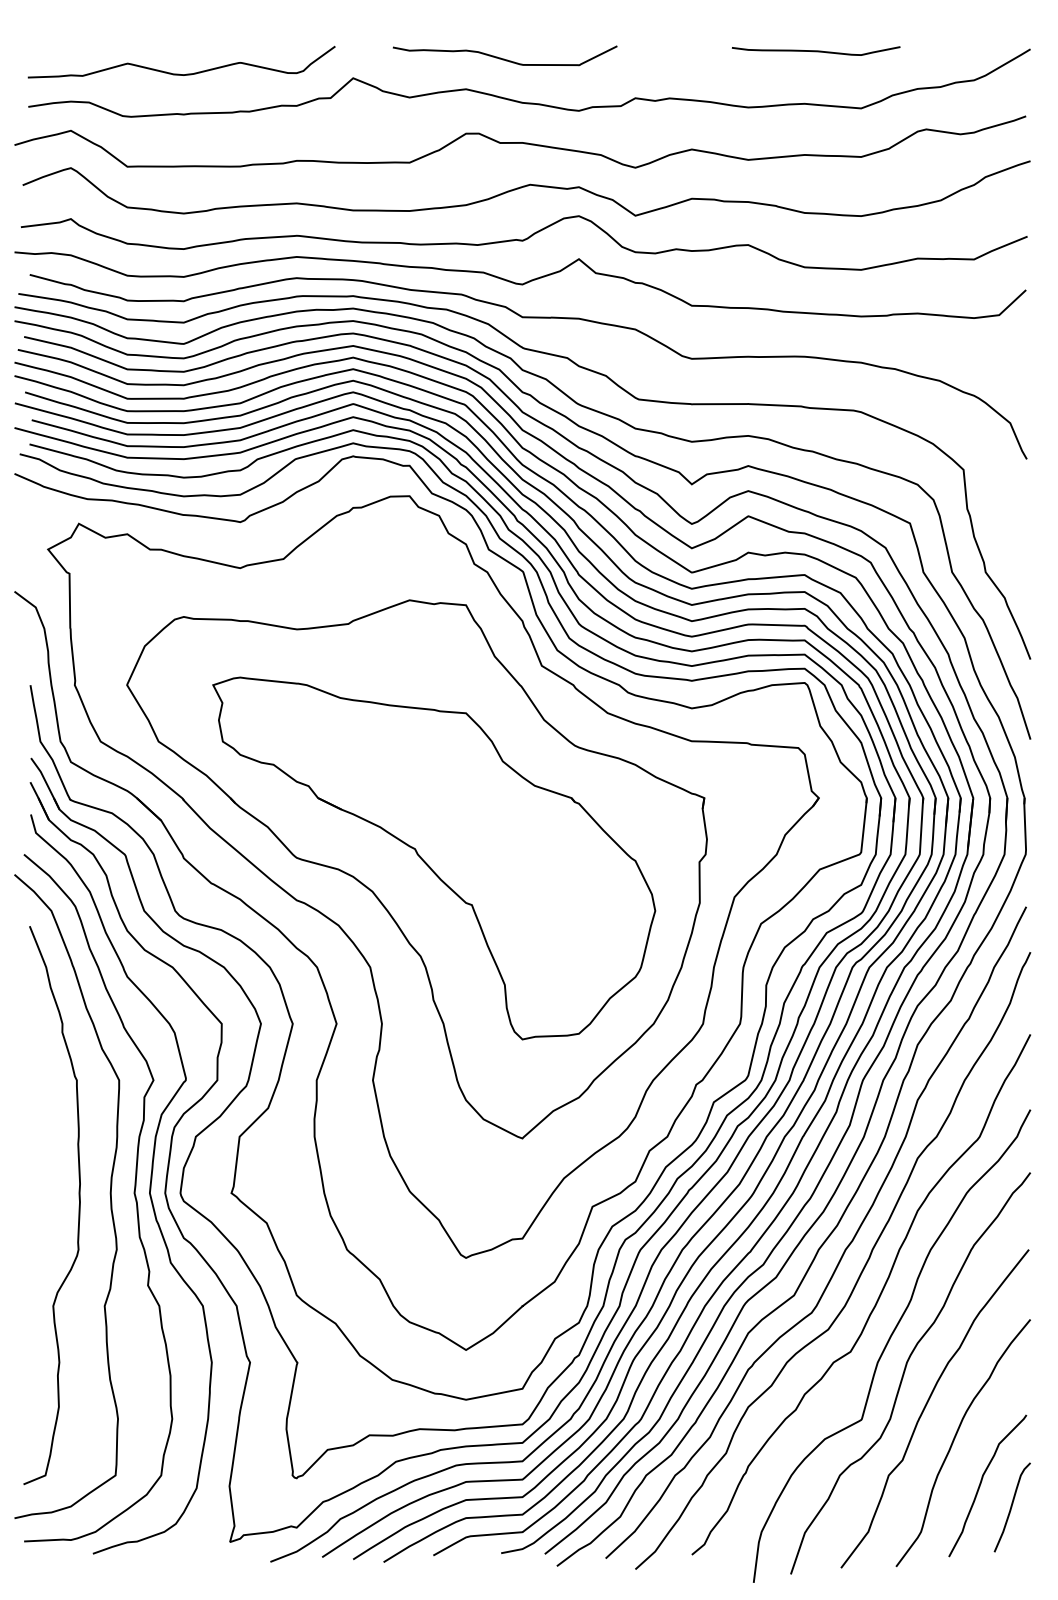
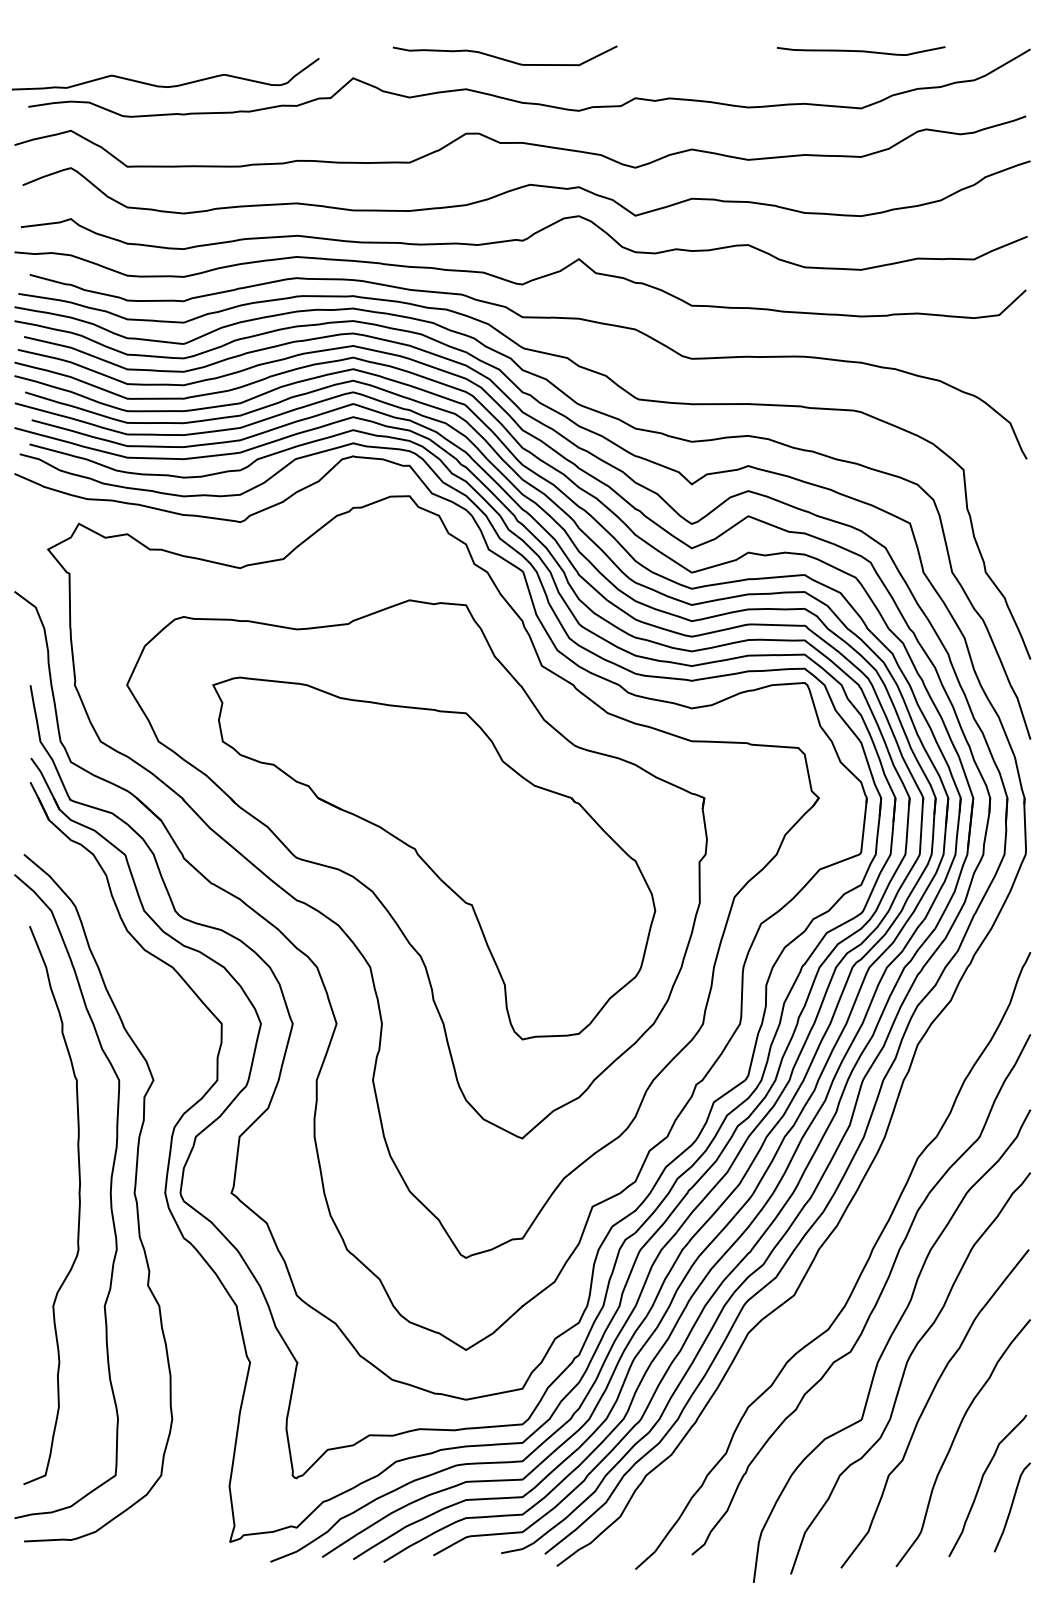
curve position: (815, 50) -> (860, 50) (860, 50)
curve position: (179, 73) -> (163, 85) (163, 85)
curve: present -> none (149, 1184)
curve: present -> none (844, 1249)
